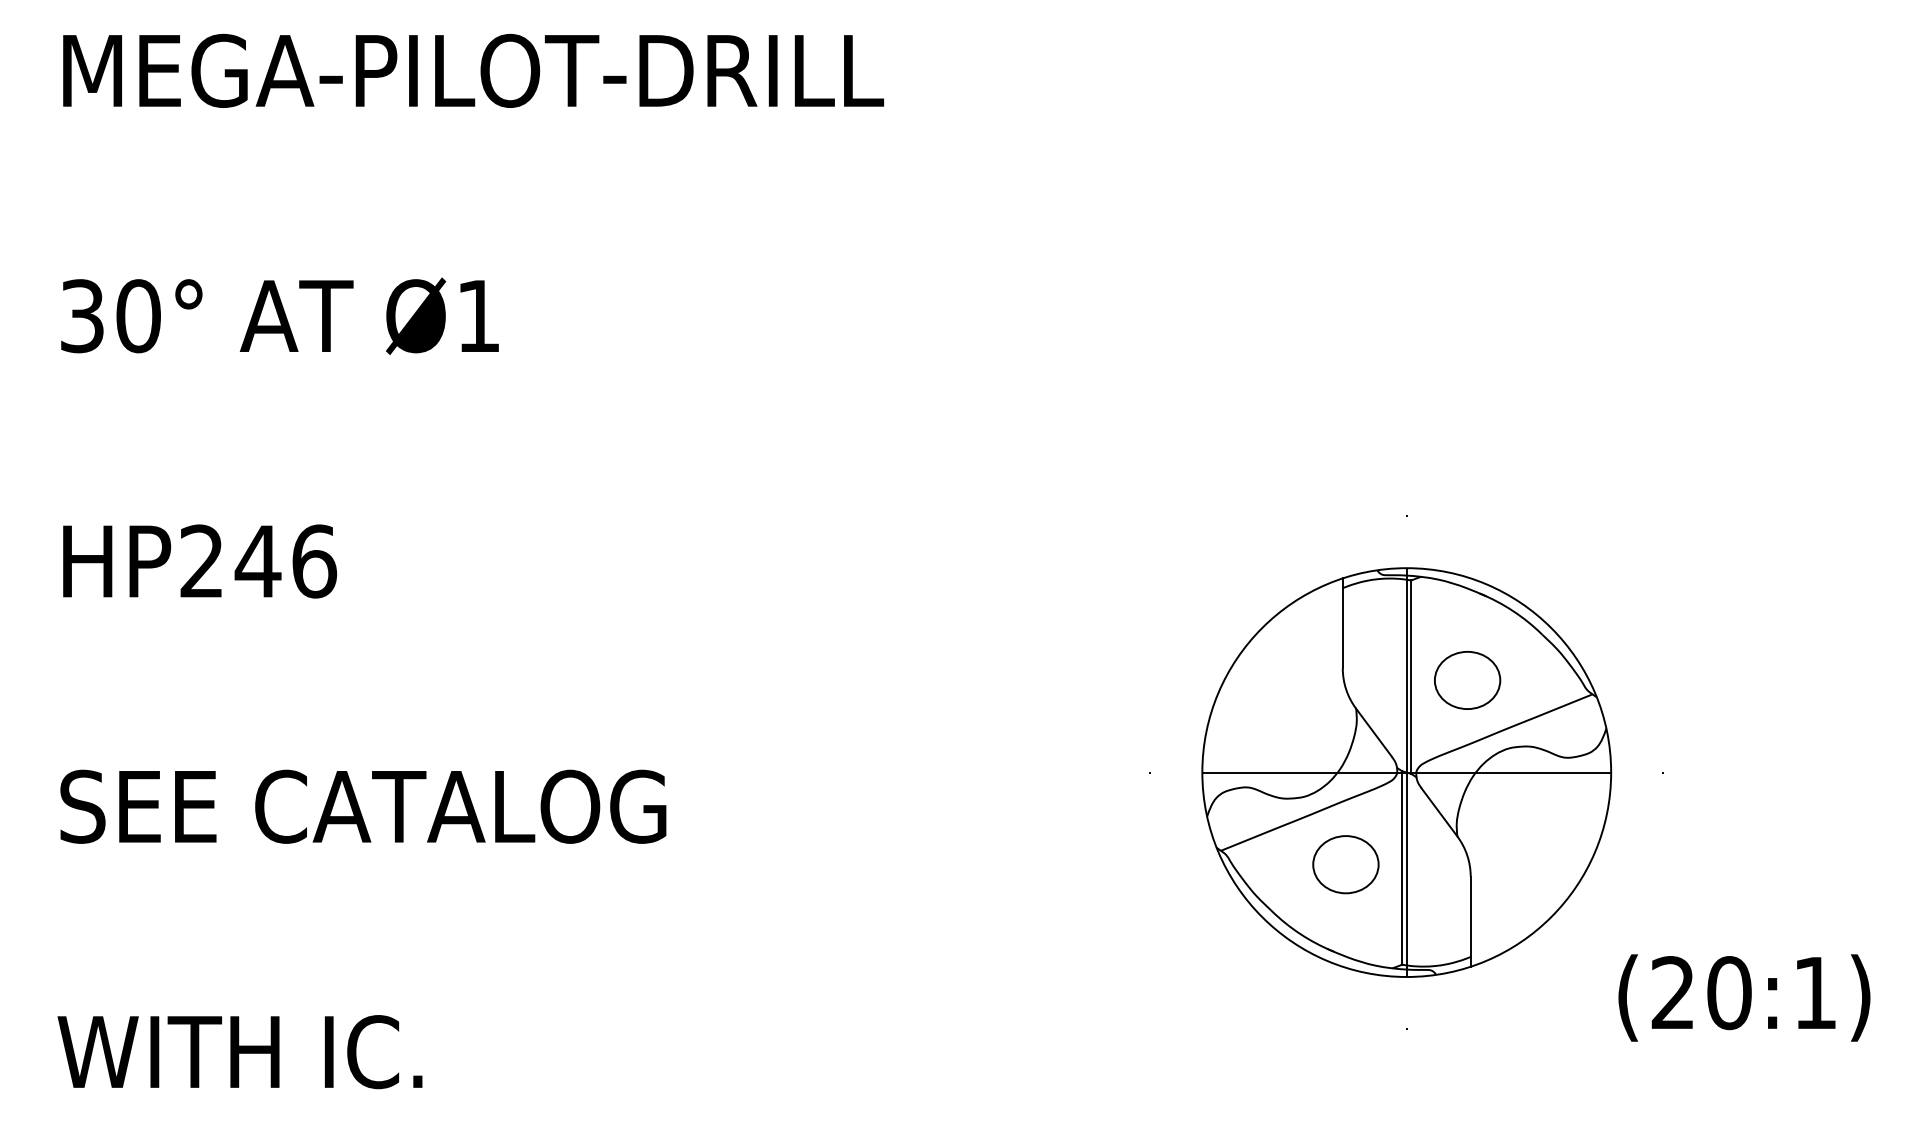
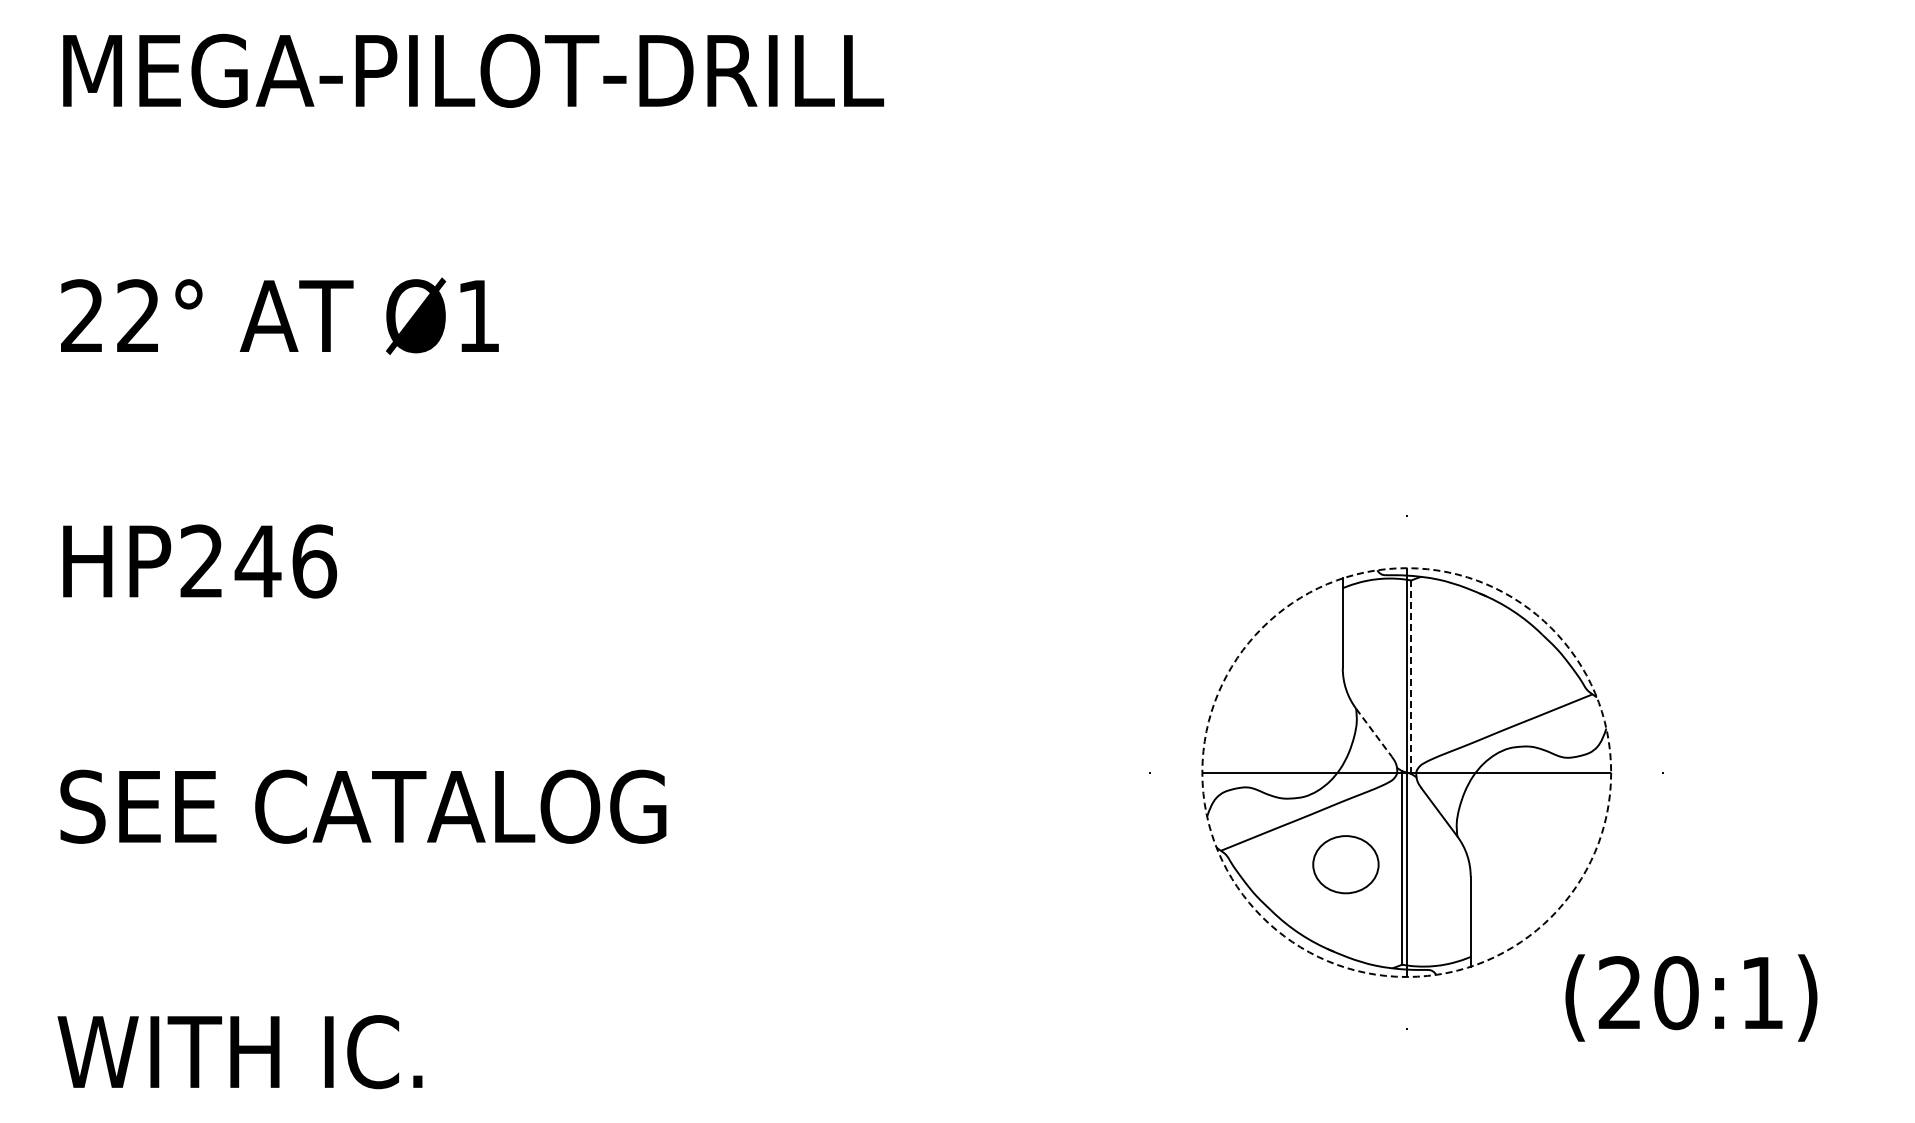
text: 30° -> 22° (110, 316)
line: solid -> dashed (1411, 677)
part: present -> none (1467, 680)
line: solid -> dashed (1373, 732)
circle: solid -> dashed (1406, 772)
text position: (1744, 997) -> (1691, 997) (1691, 997)
